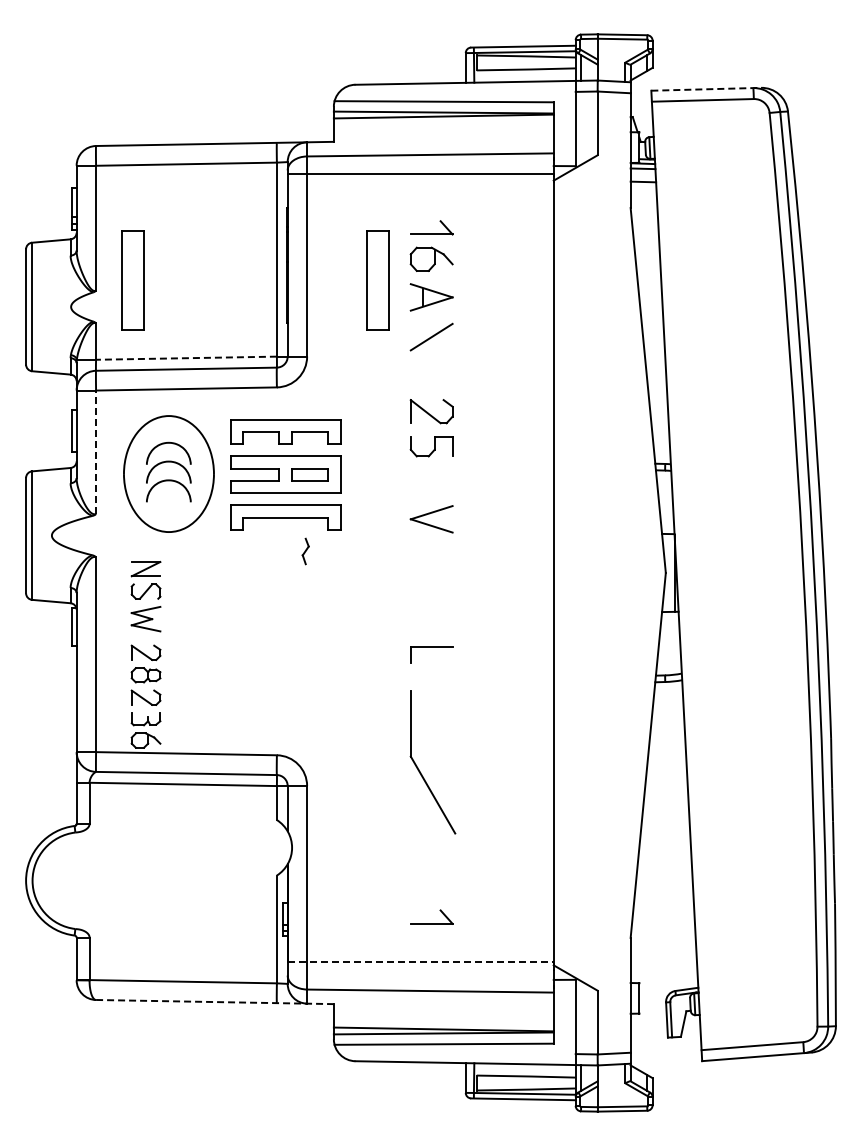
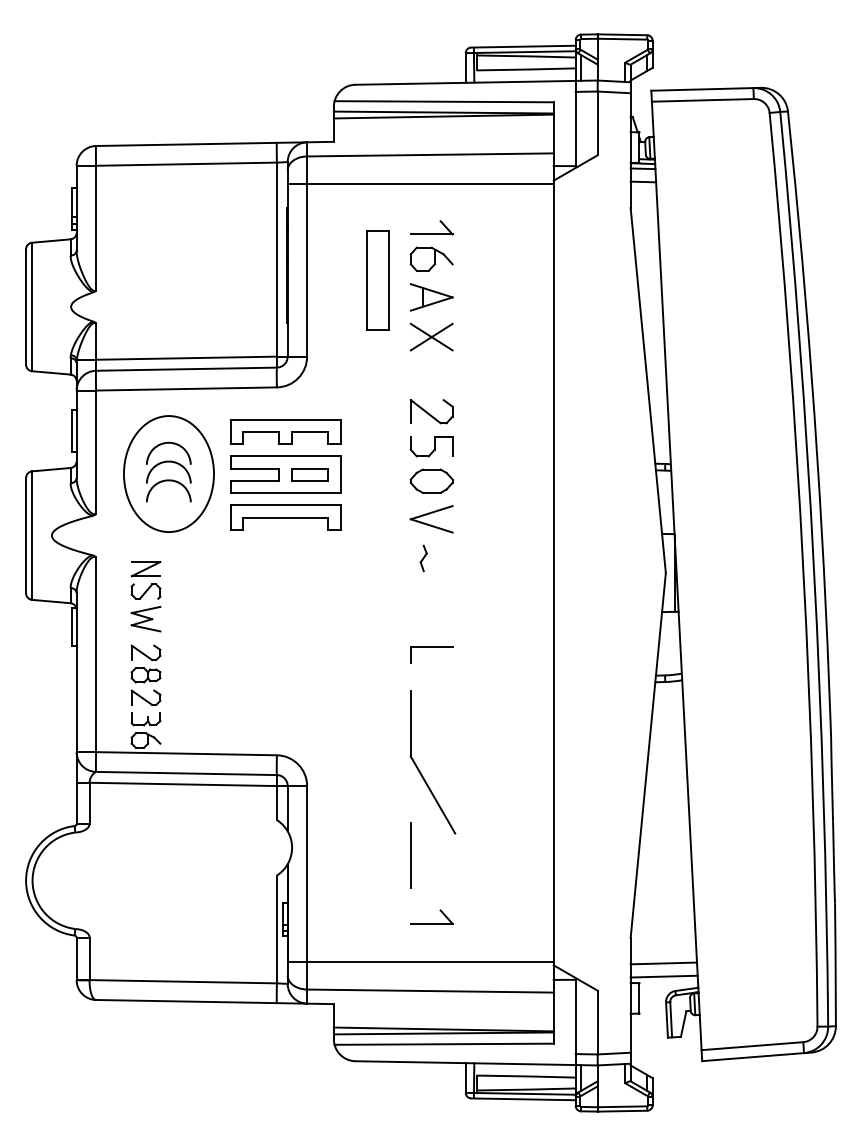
line: dashed -> solid (706, 89)
line position: (420, 174) -> (420, 184) (420, 184)
part: present -> none (132, 280)
line: none -> present (431, 336)
line: dashed -> solid (185, 358)
line: dashed -> solid (96, 452)
part: none -> present (431, 480)
part position: (305, 551) -> (423, 558) (423, 558)
line: none -> present (410, 855)
line: dashed -> solid (421, 961)
line: none -> present (663, 963)
line: none -> present (663, 976)
line: dashed -> solid (214, 1002)
